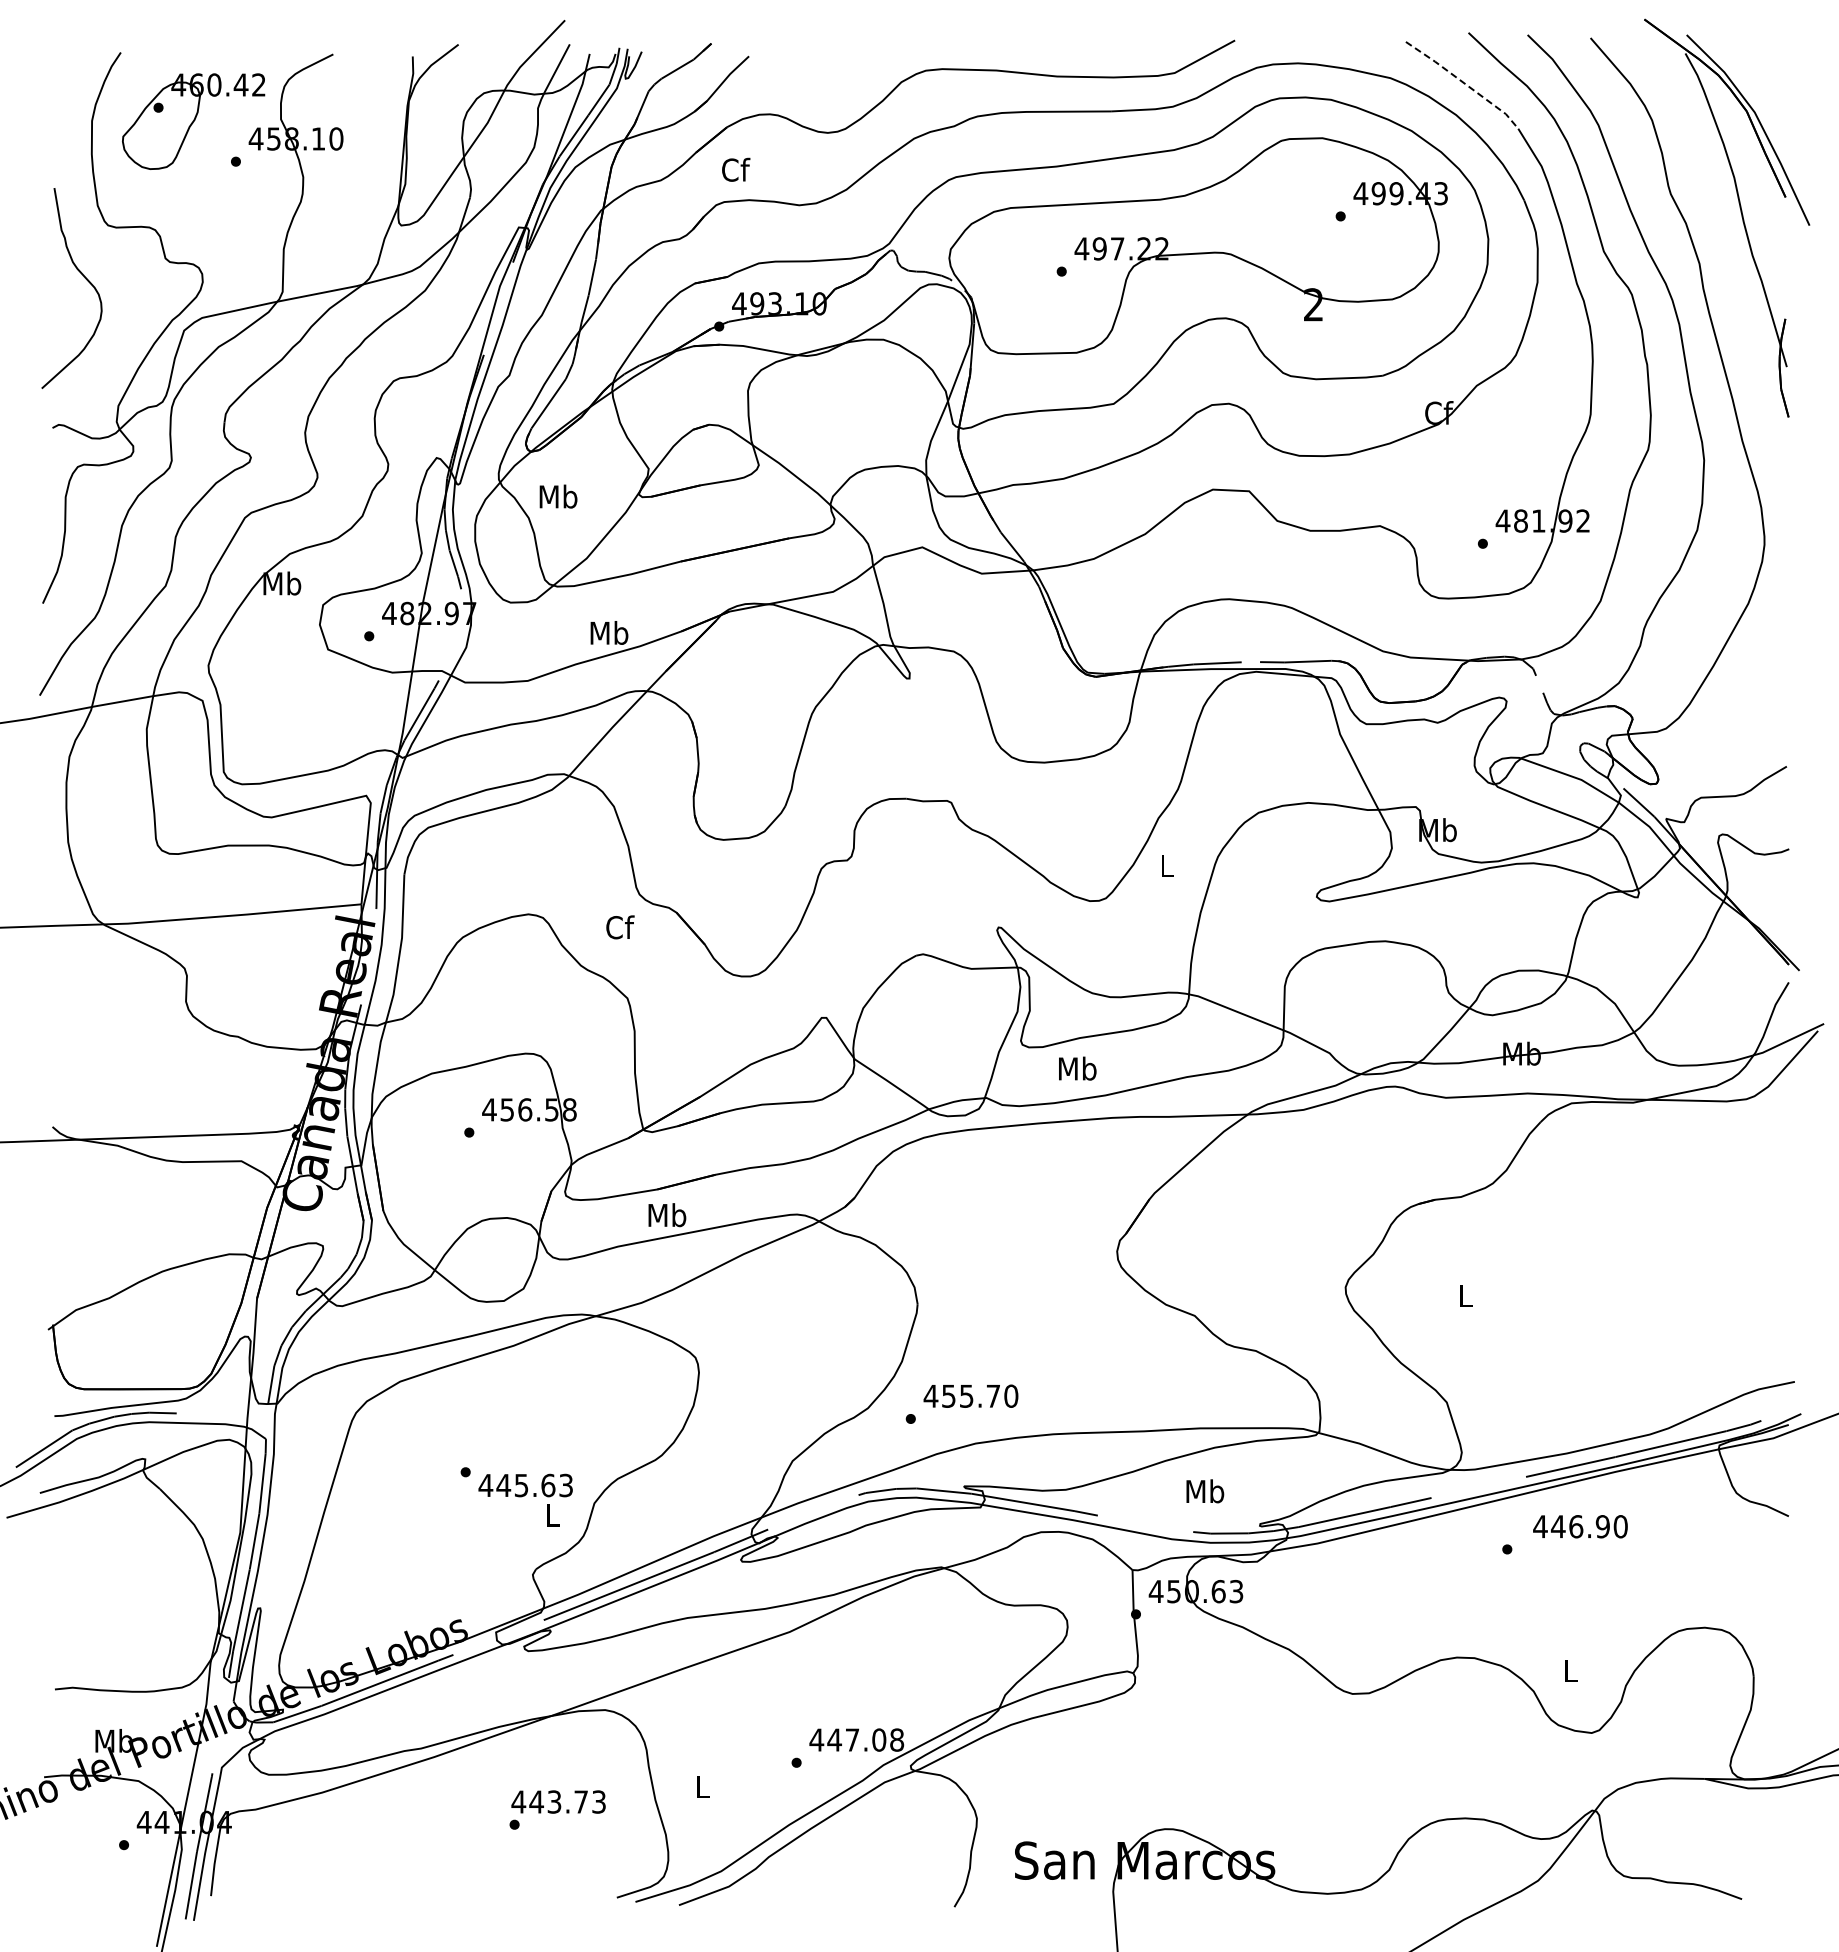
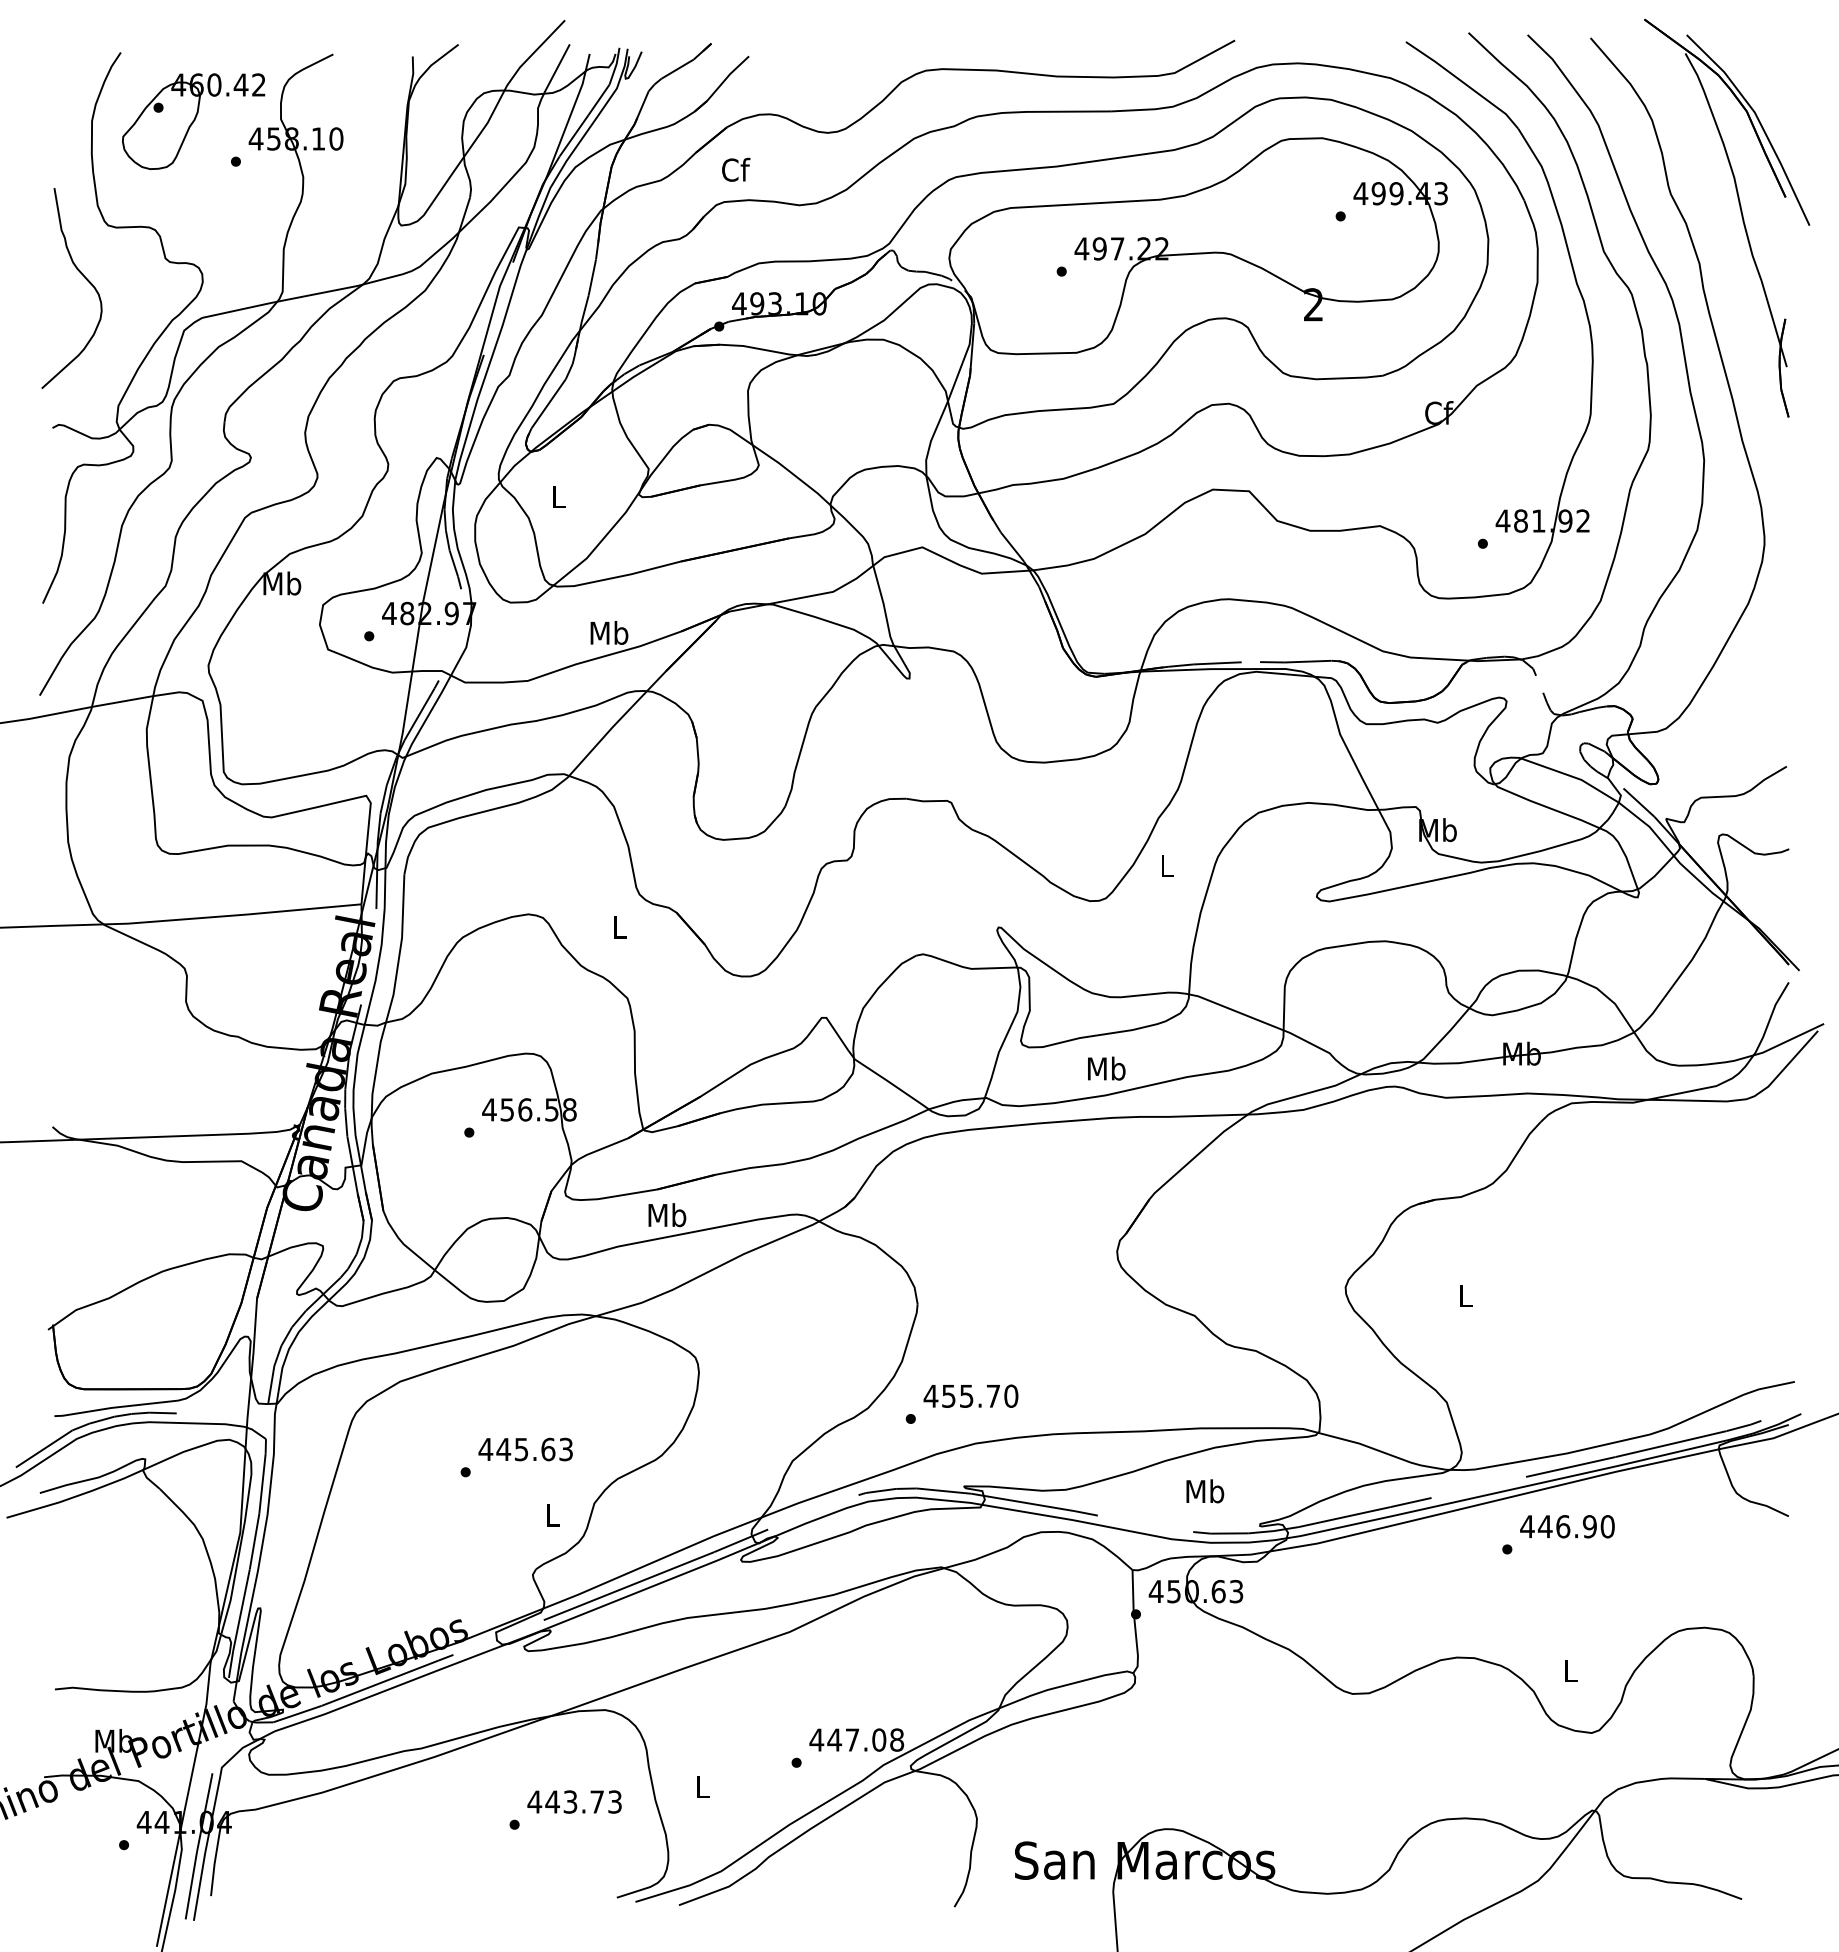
line: dashed -> solid (1464, 83)
text: Mb -> L (558, 496)
text: Cf -> L (620, 927)
text position: (1077, 1068) -> (1106, 1068) (1106, 1068)
text position: (525, 1485) -> (525, 1449) (525, 1449)
text position: (1580, 1526) -> (1567, 1526) (1567, 1526)
text position: (558, 1801) -> (574, 1801) (574, 1801)
